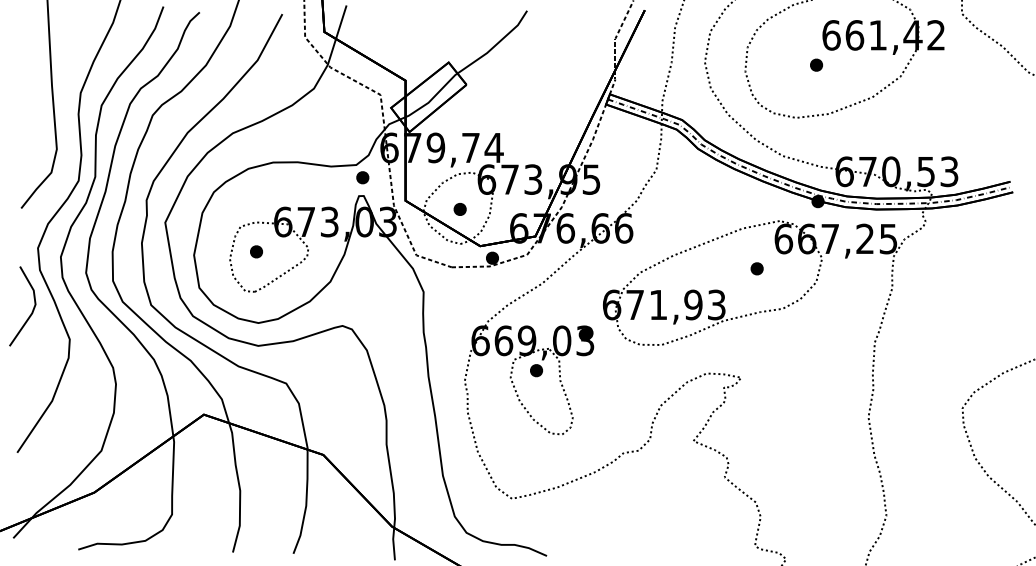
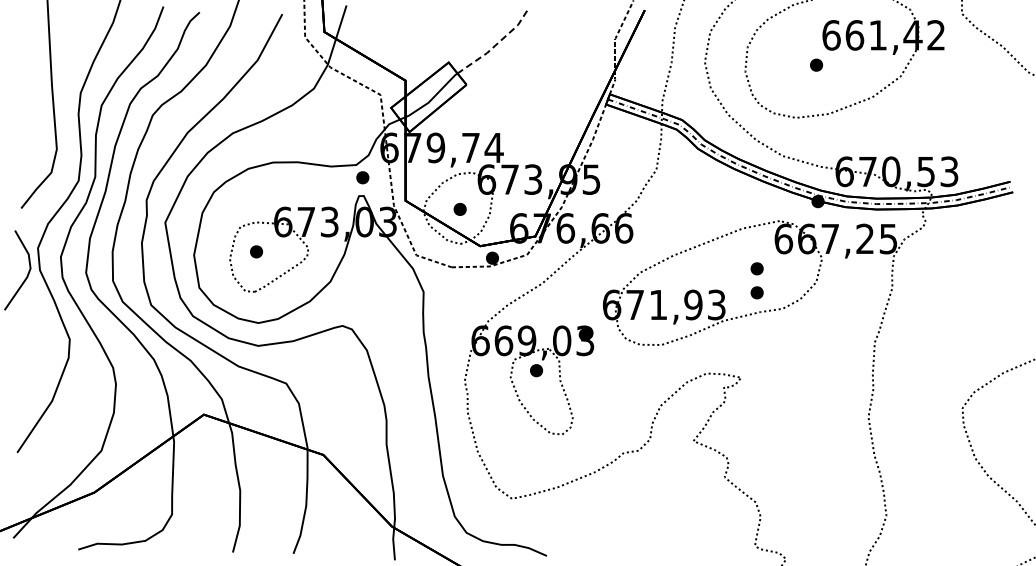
line: solid -> dashed (495, 45)
part: none -> present (756, 292)
line position: (32, 309) -> (27, 273) (27, 273)
